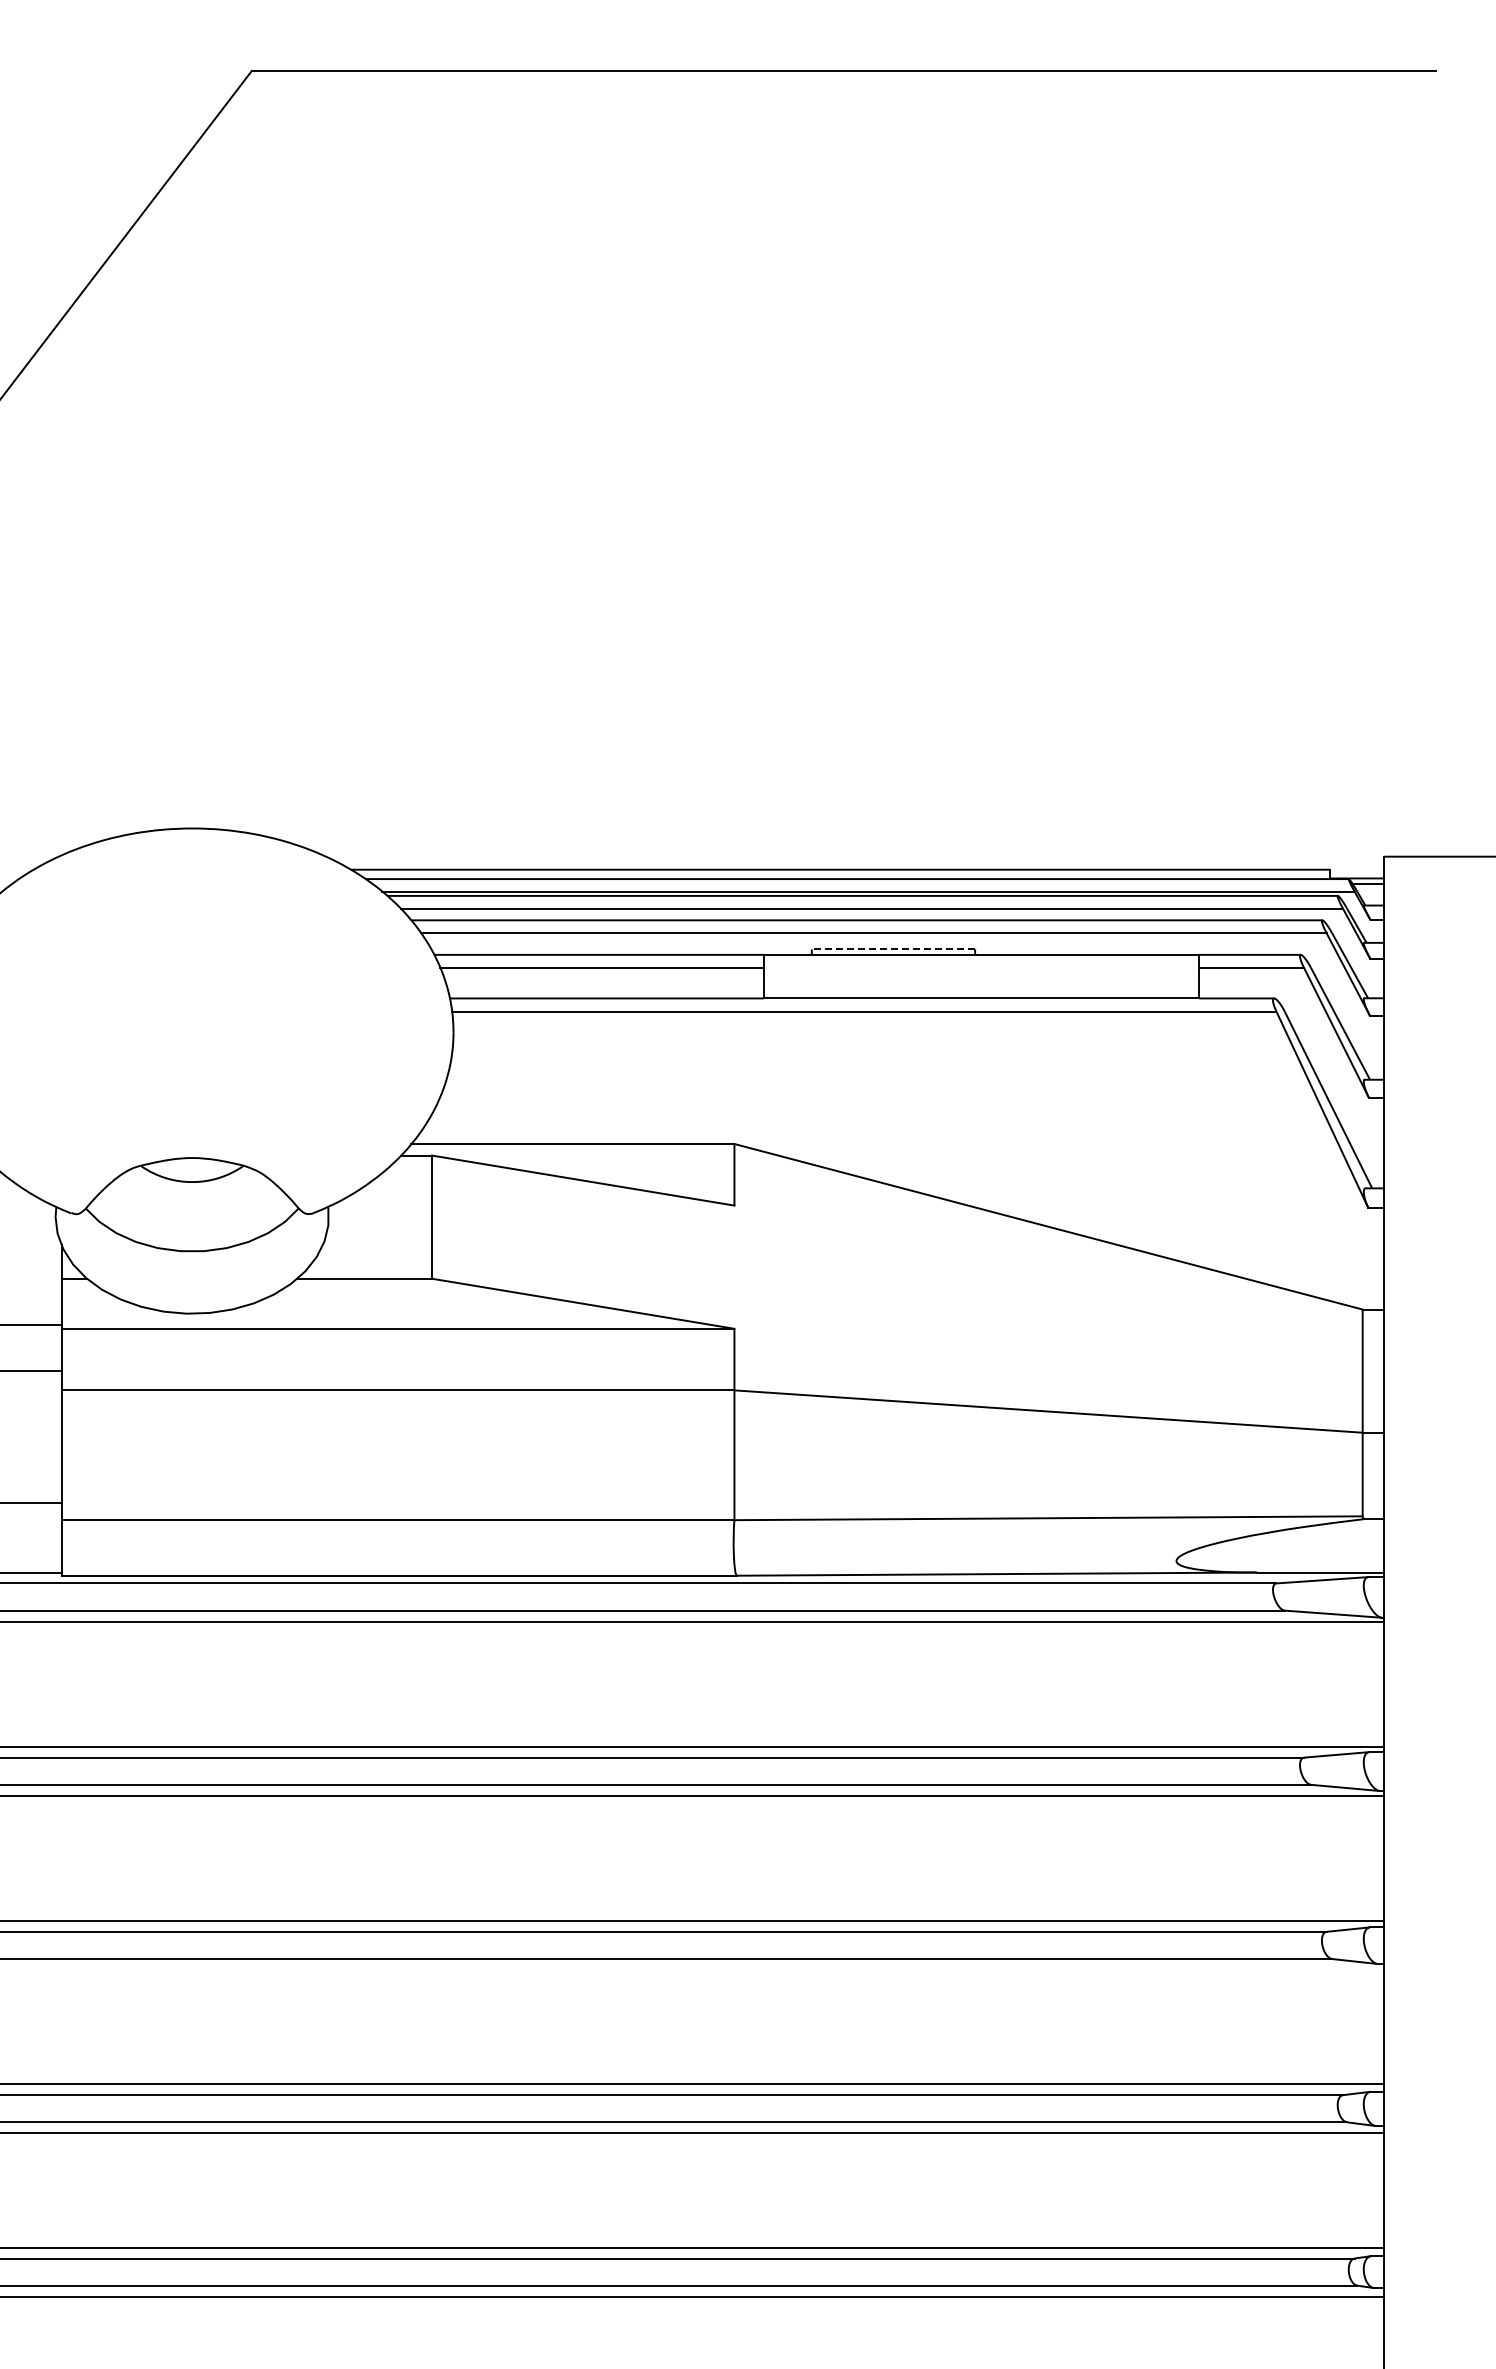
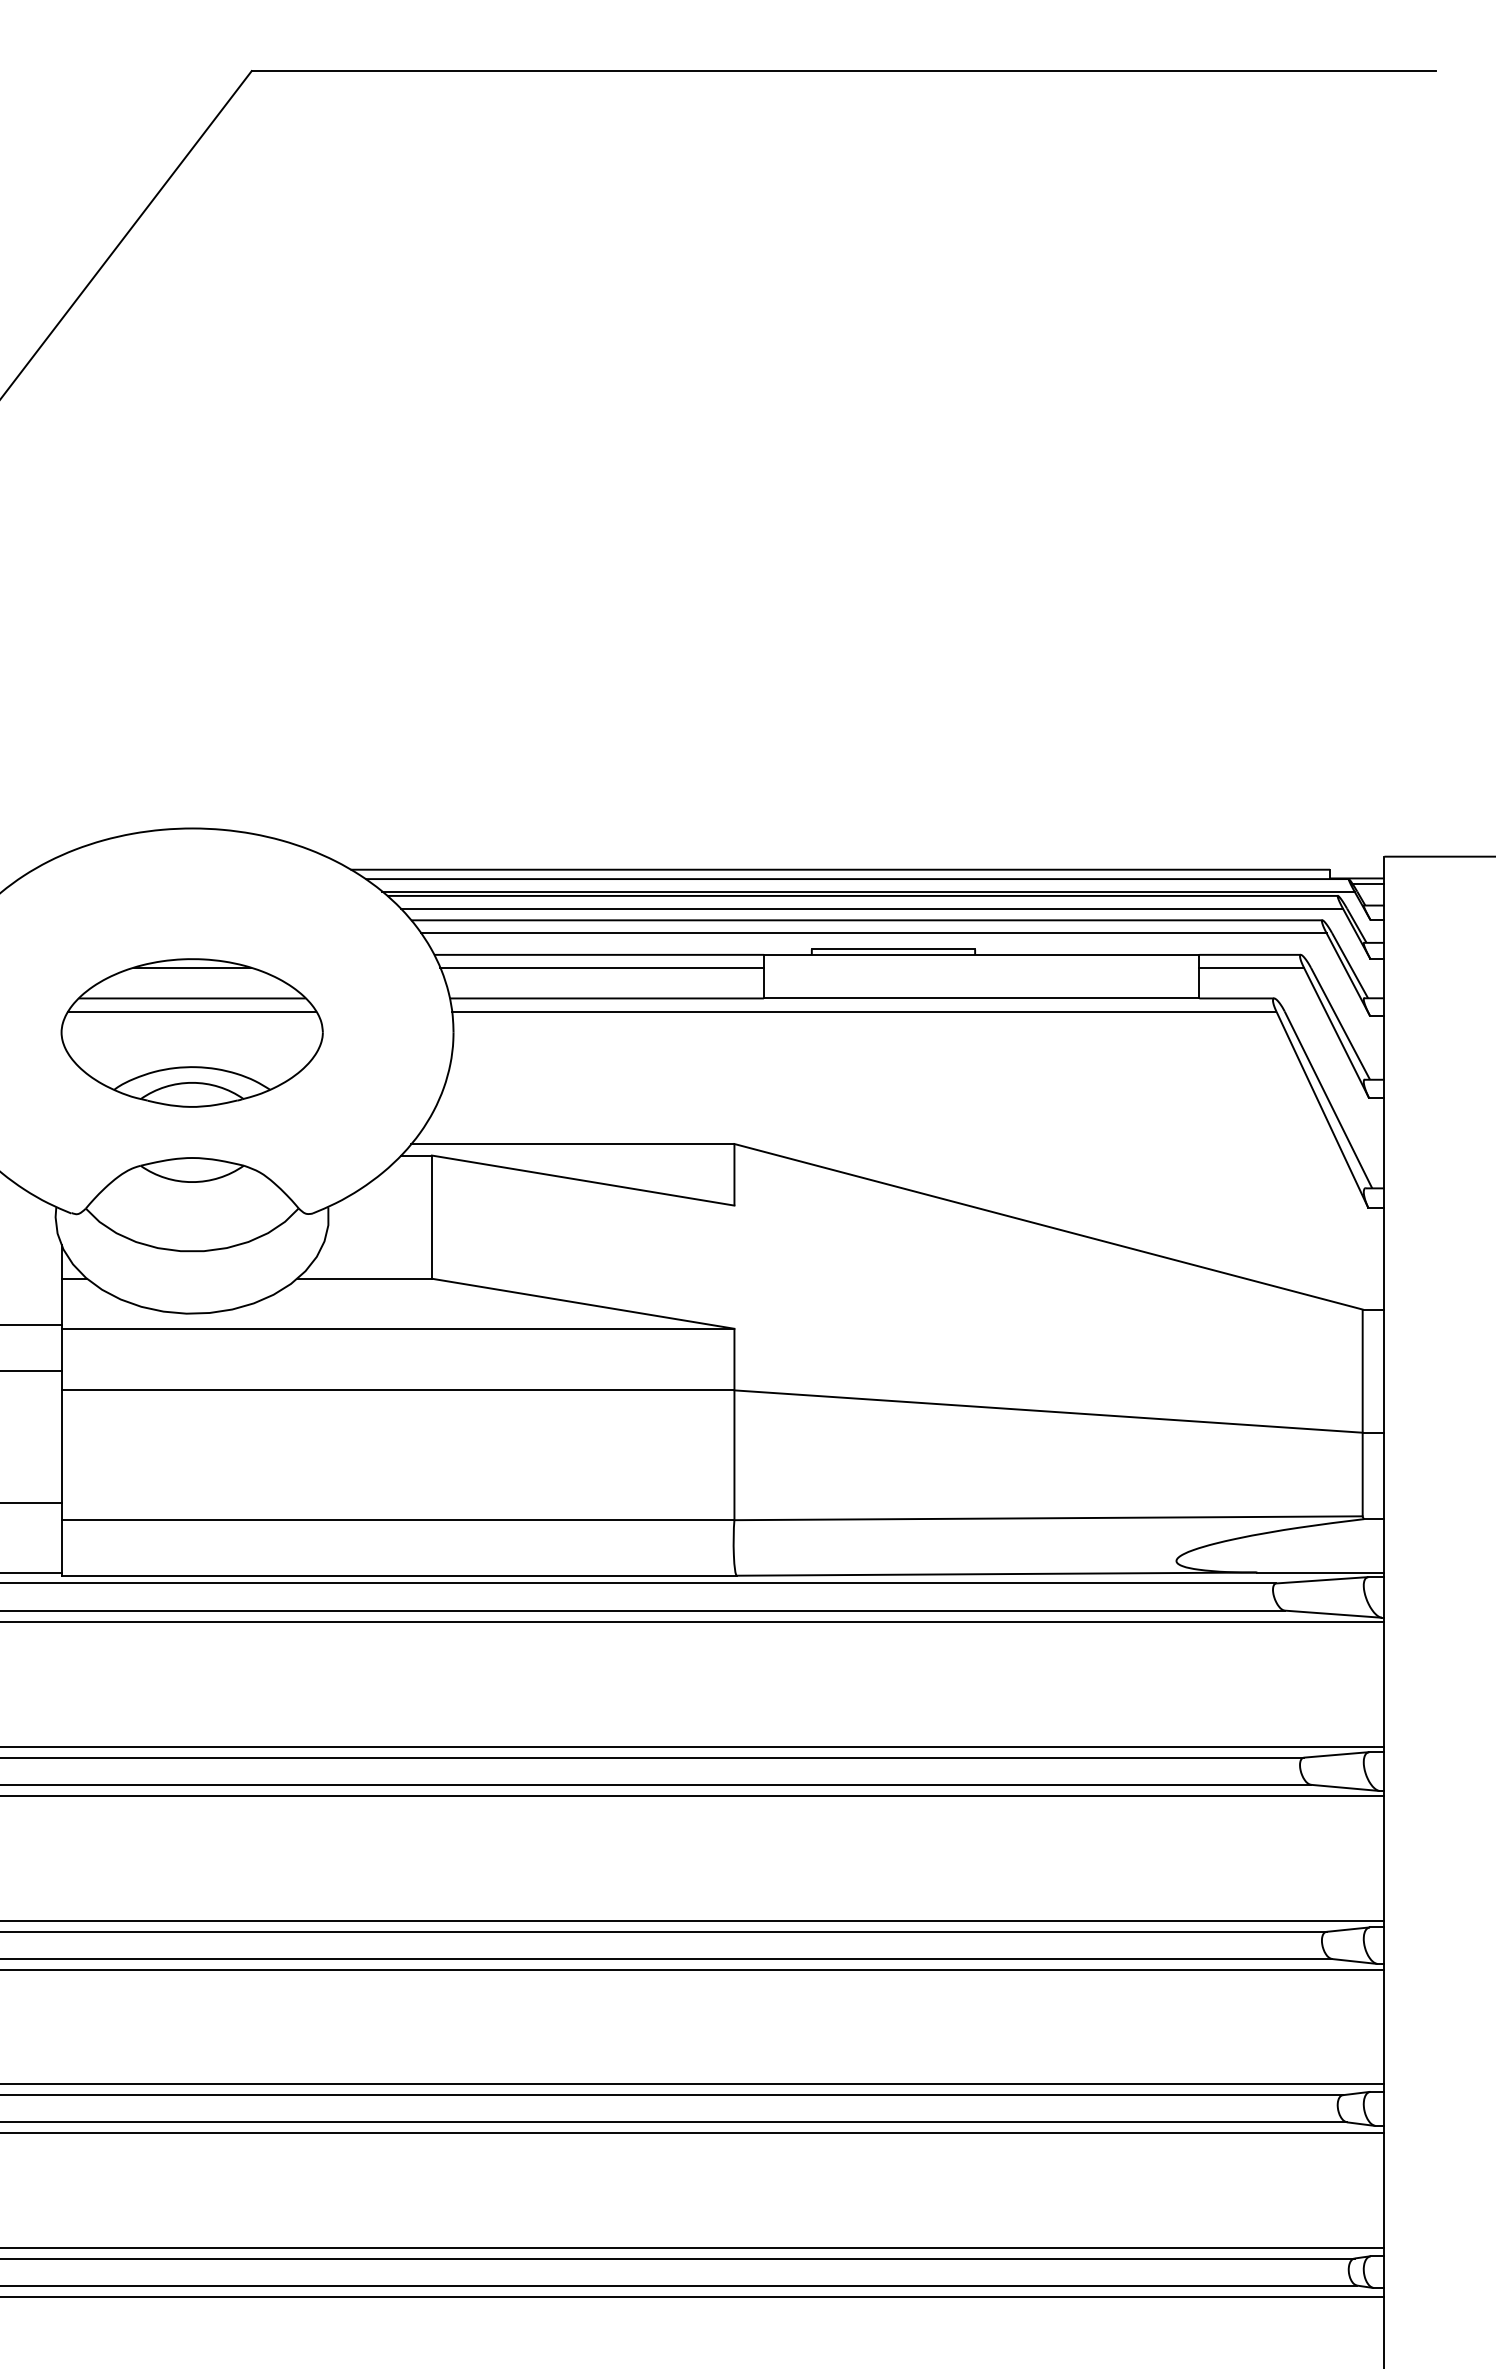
line: dashed -> solid (893, 949)
part: none -> present (191, 1032)
line: none -> present (693, 1969)
